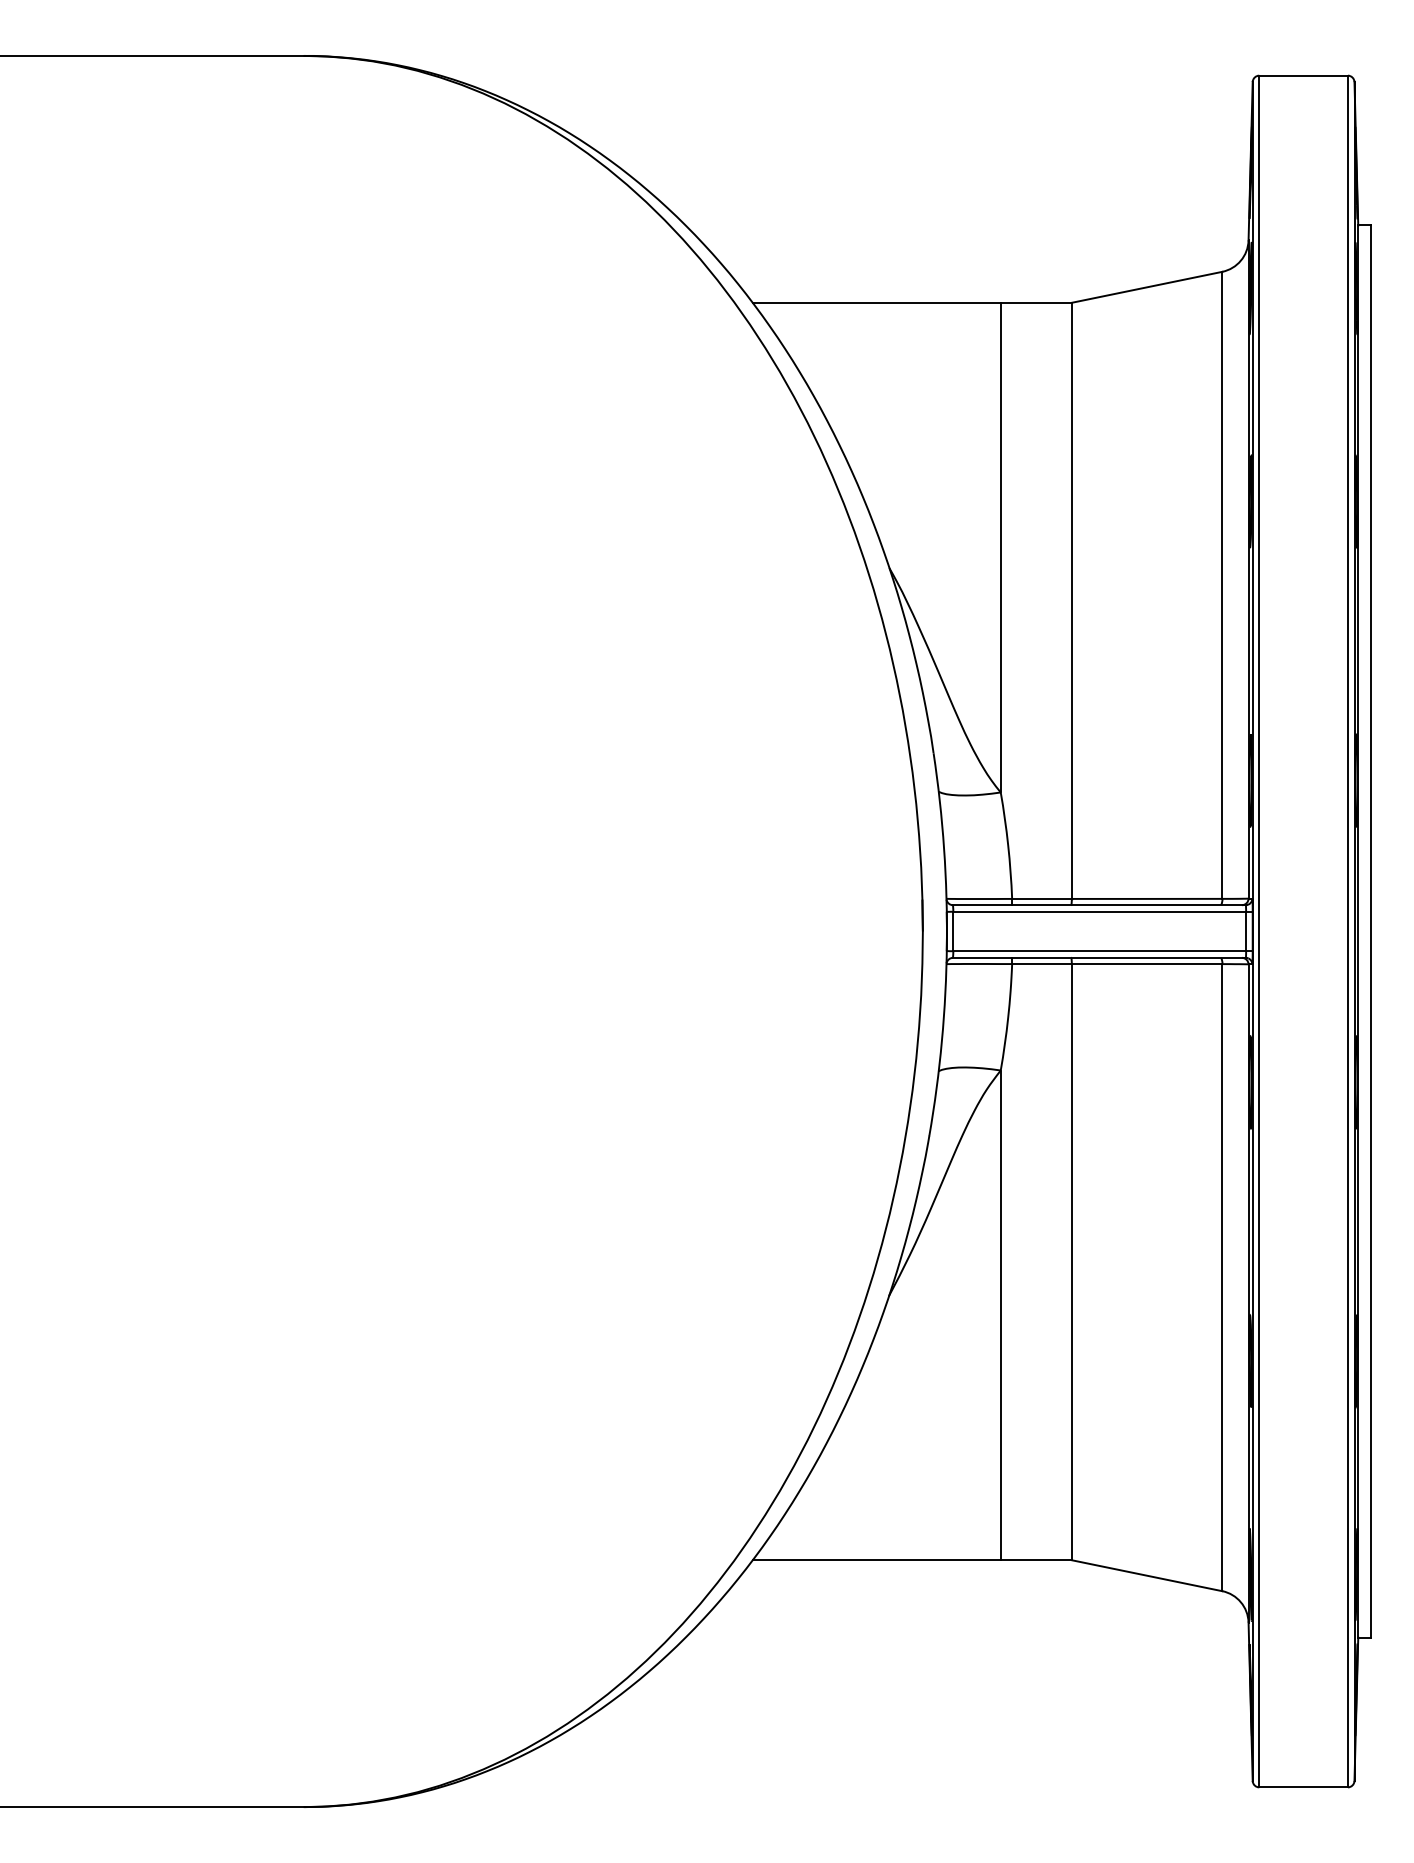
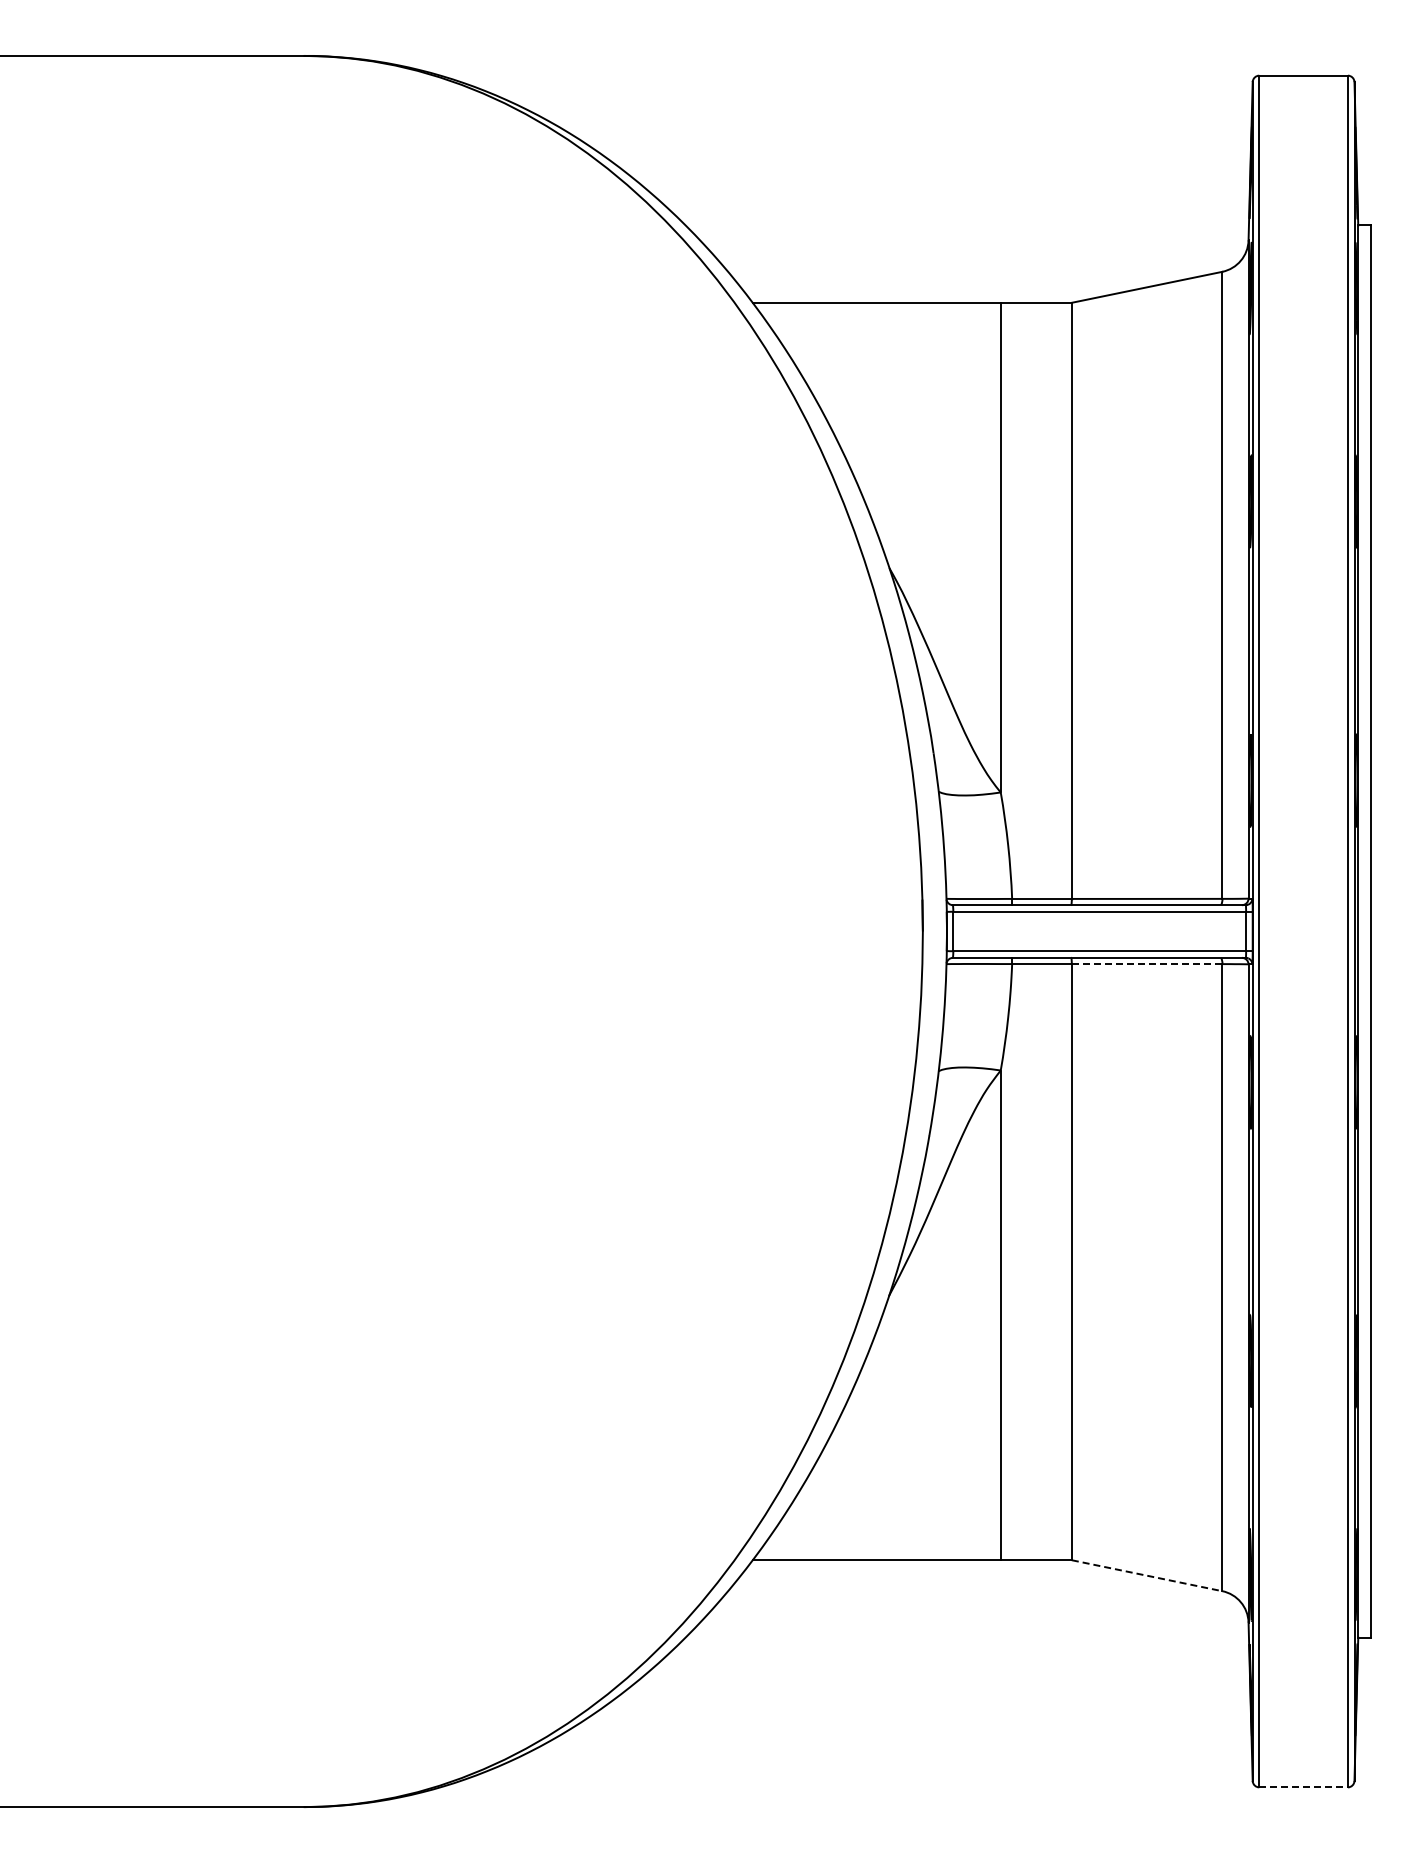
line: solid -> dashed (1147, 964)
line: solid -> dashed (1147, 1575)
line: solid -> dashed (1304, 1787)
